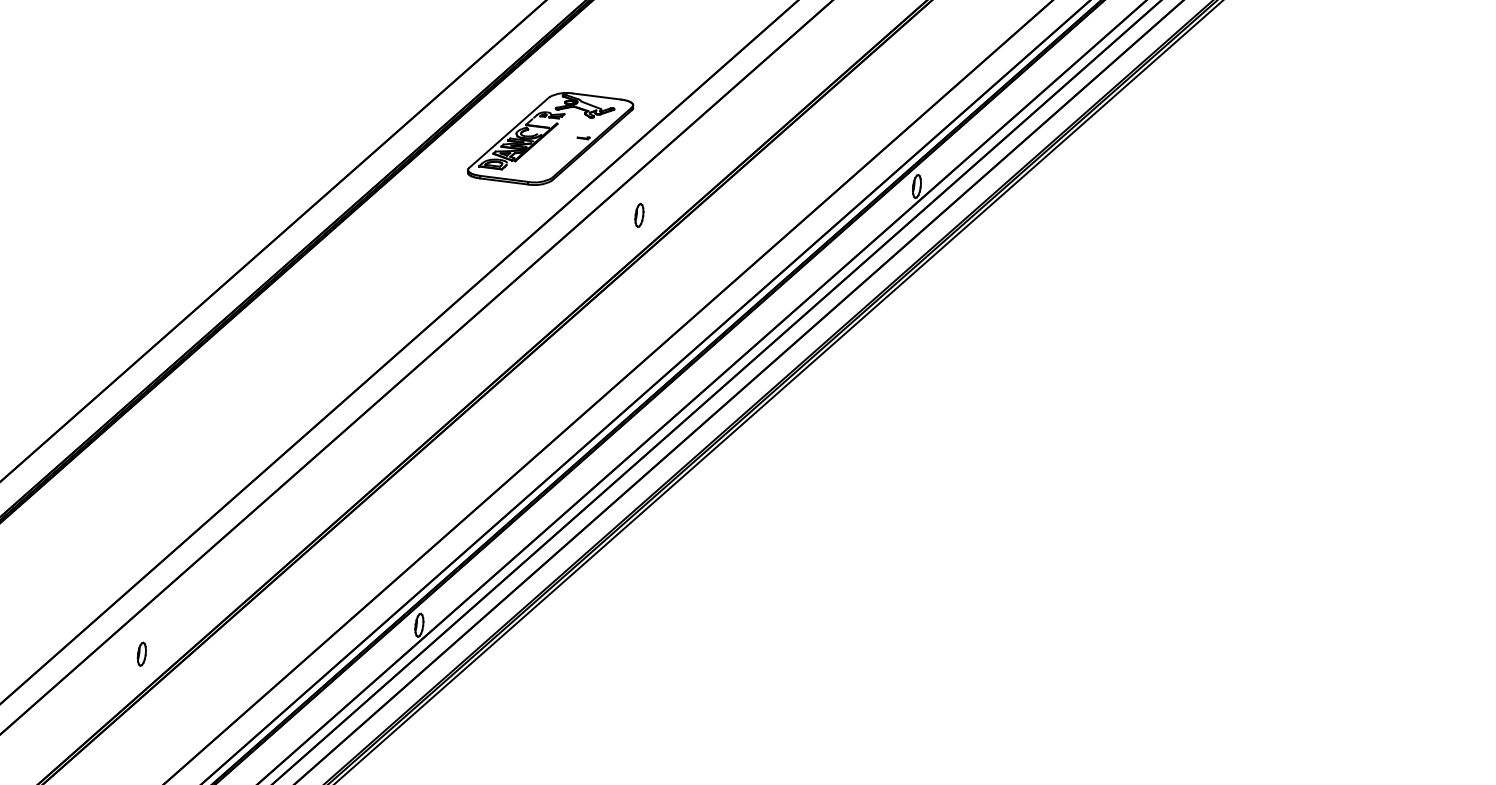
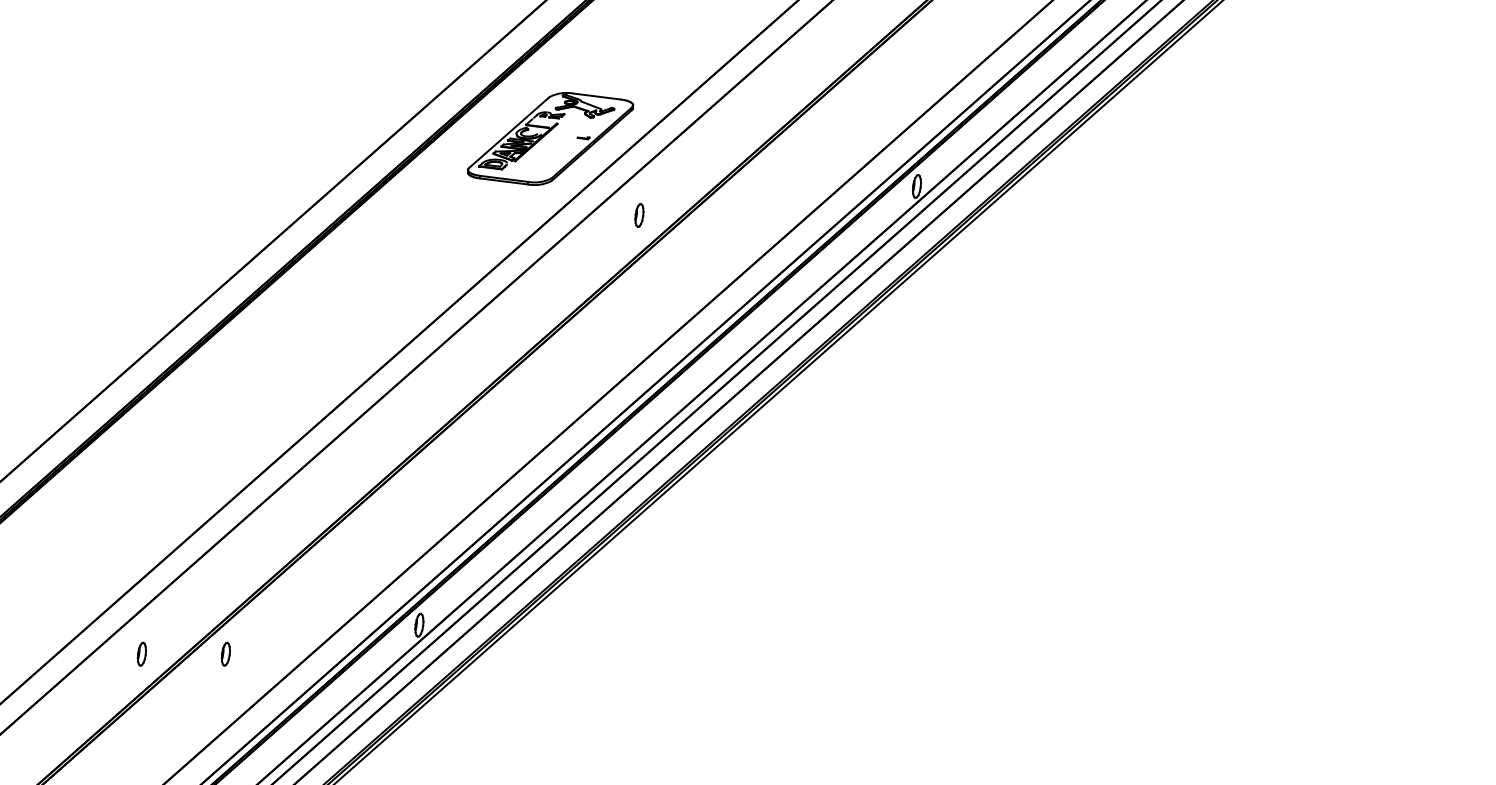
part: none -> present (225, 653)
